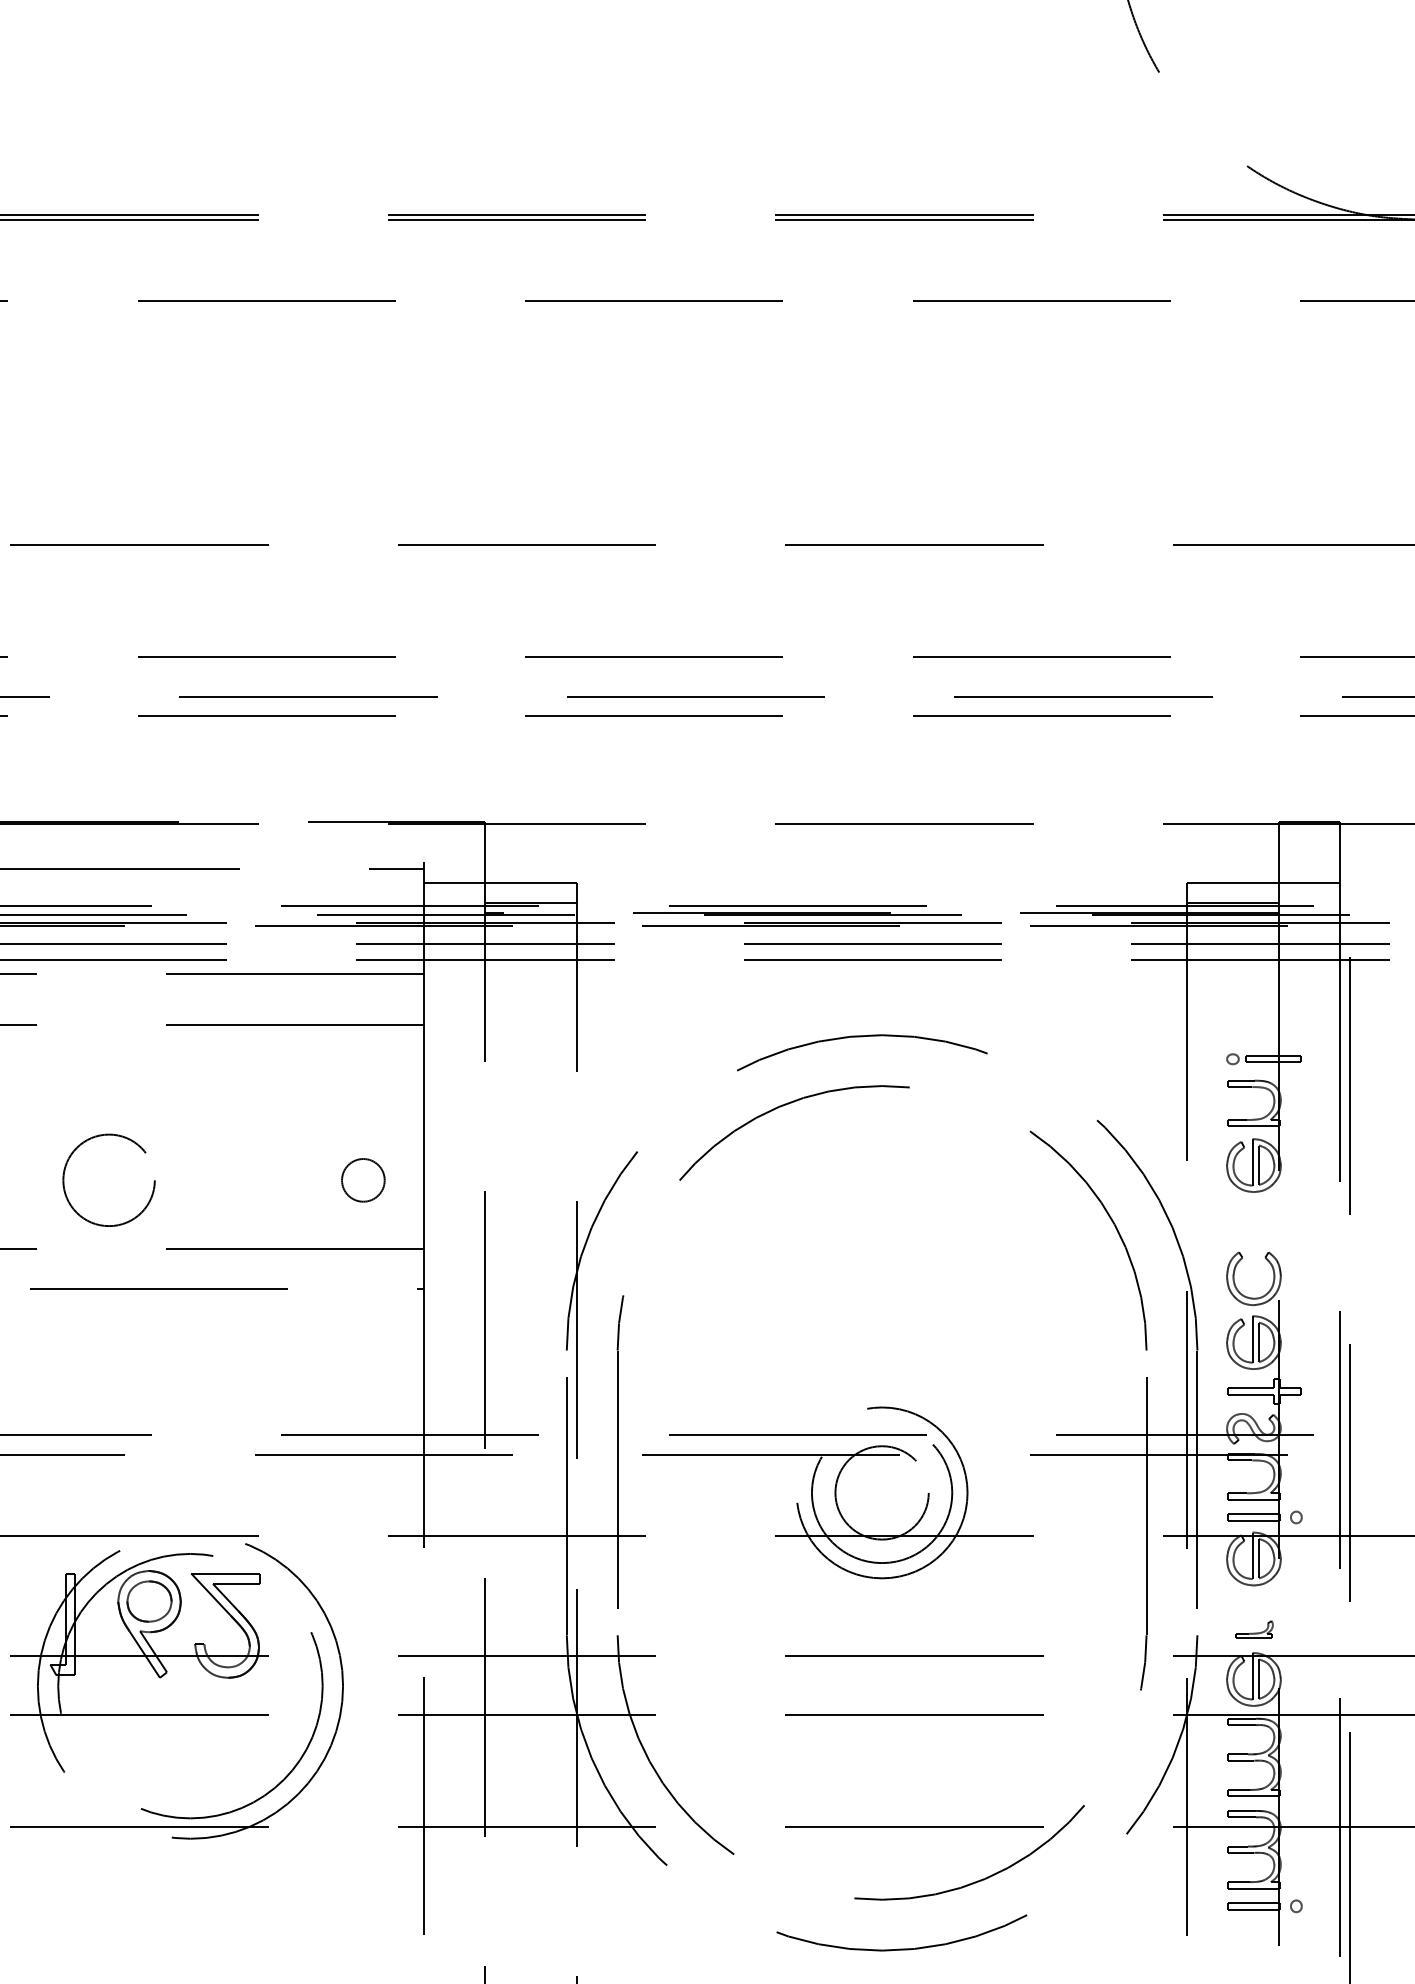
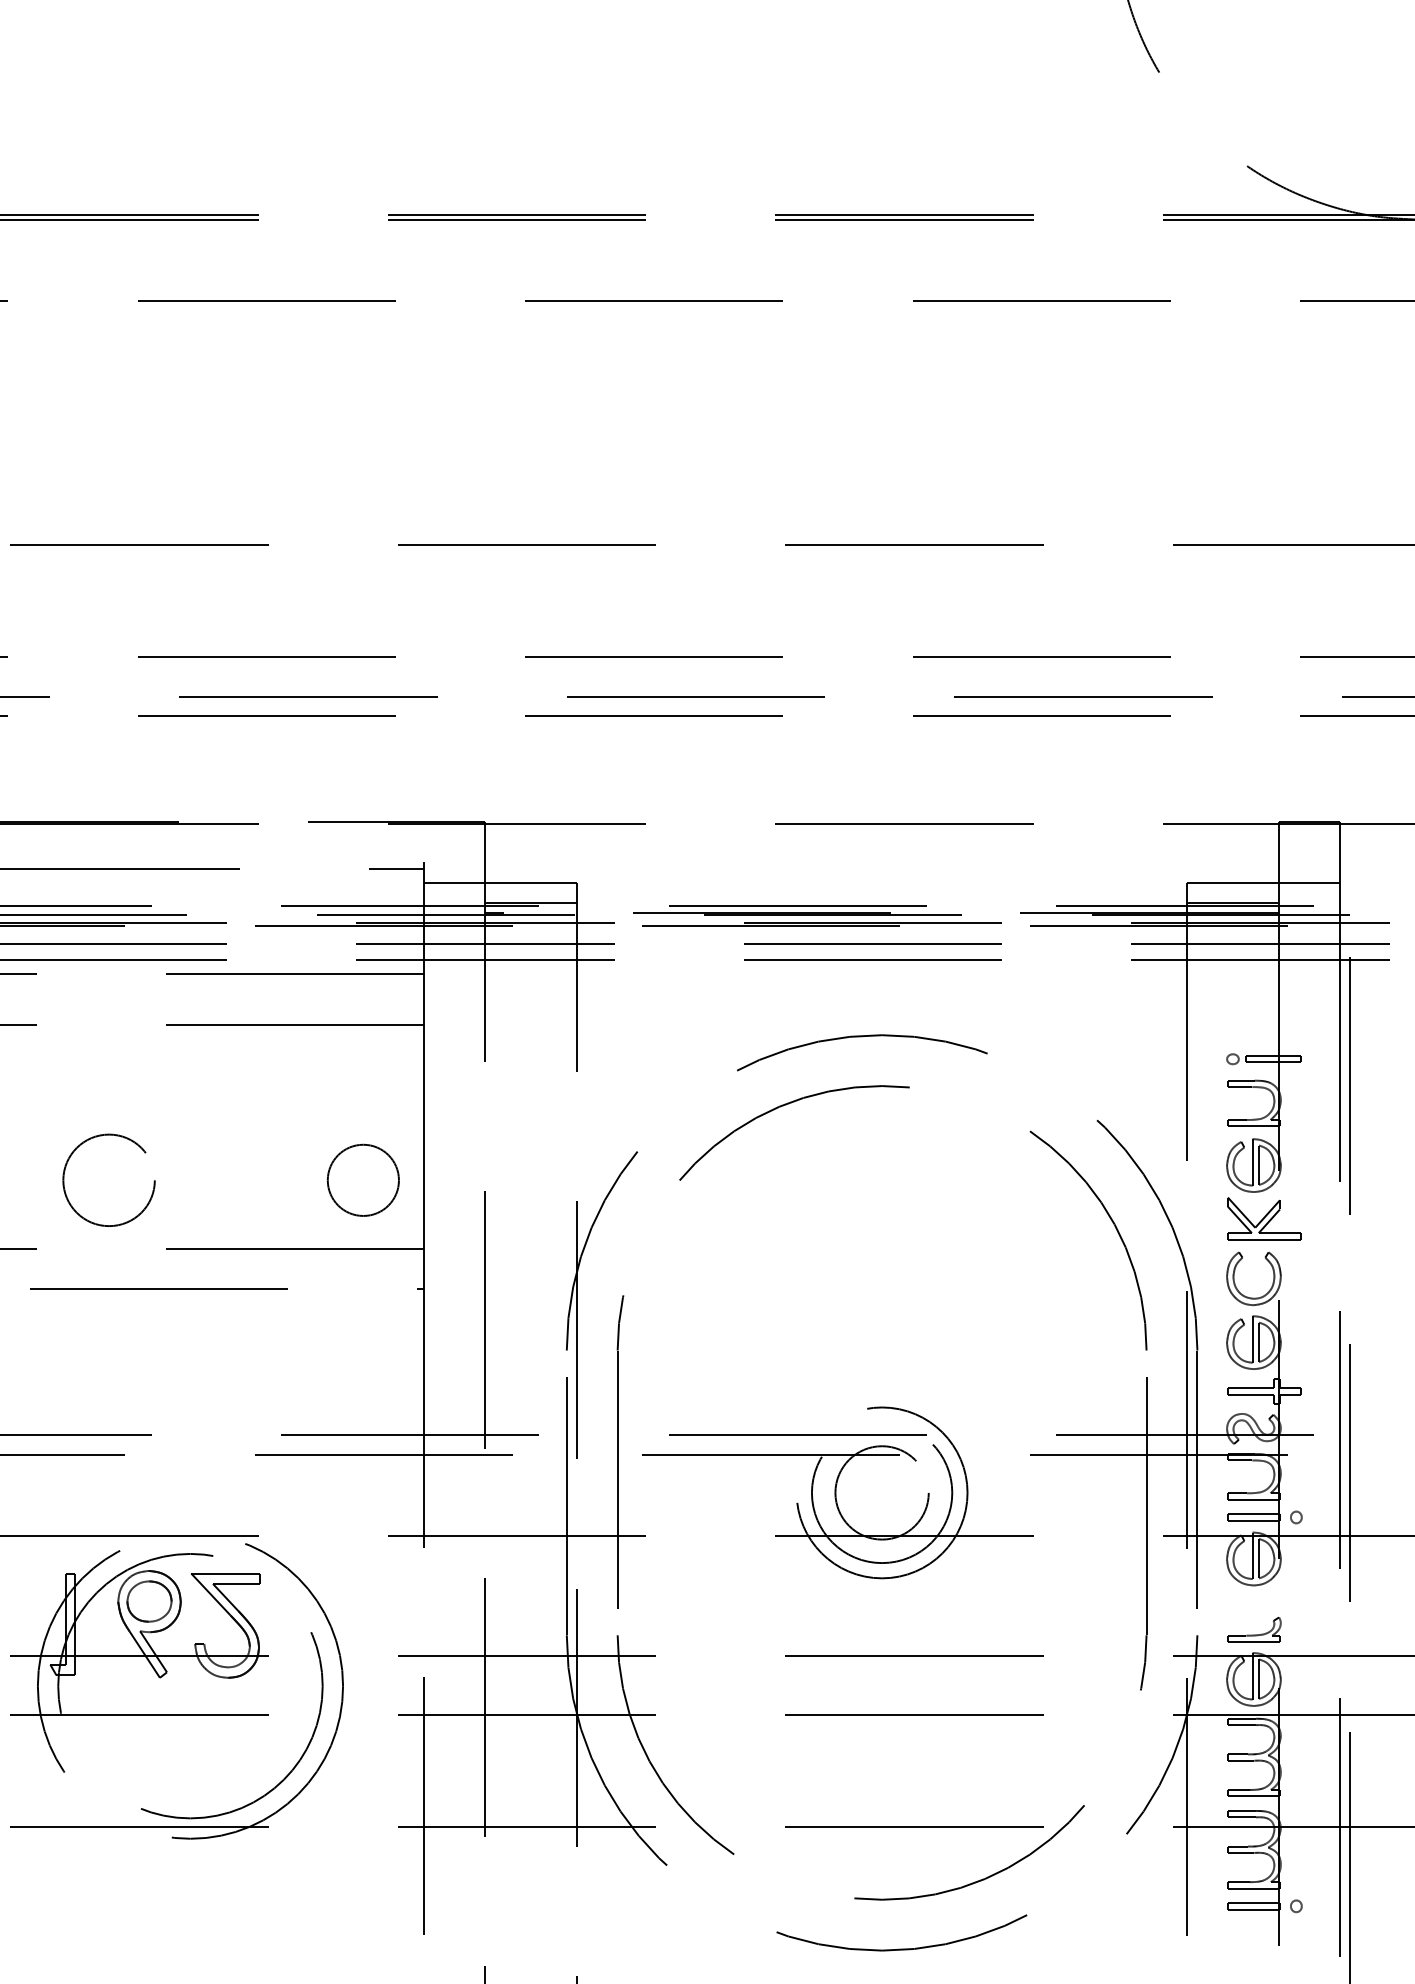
circle diameter: 43 px -> 71 px (362, 1179)
part: none -> present (1264, 1218)
part size: 39x19 px -> 55x27 px (1254, 1629)
